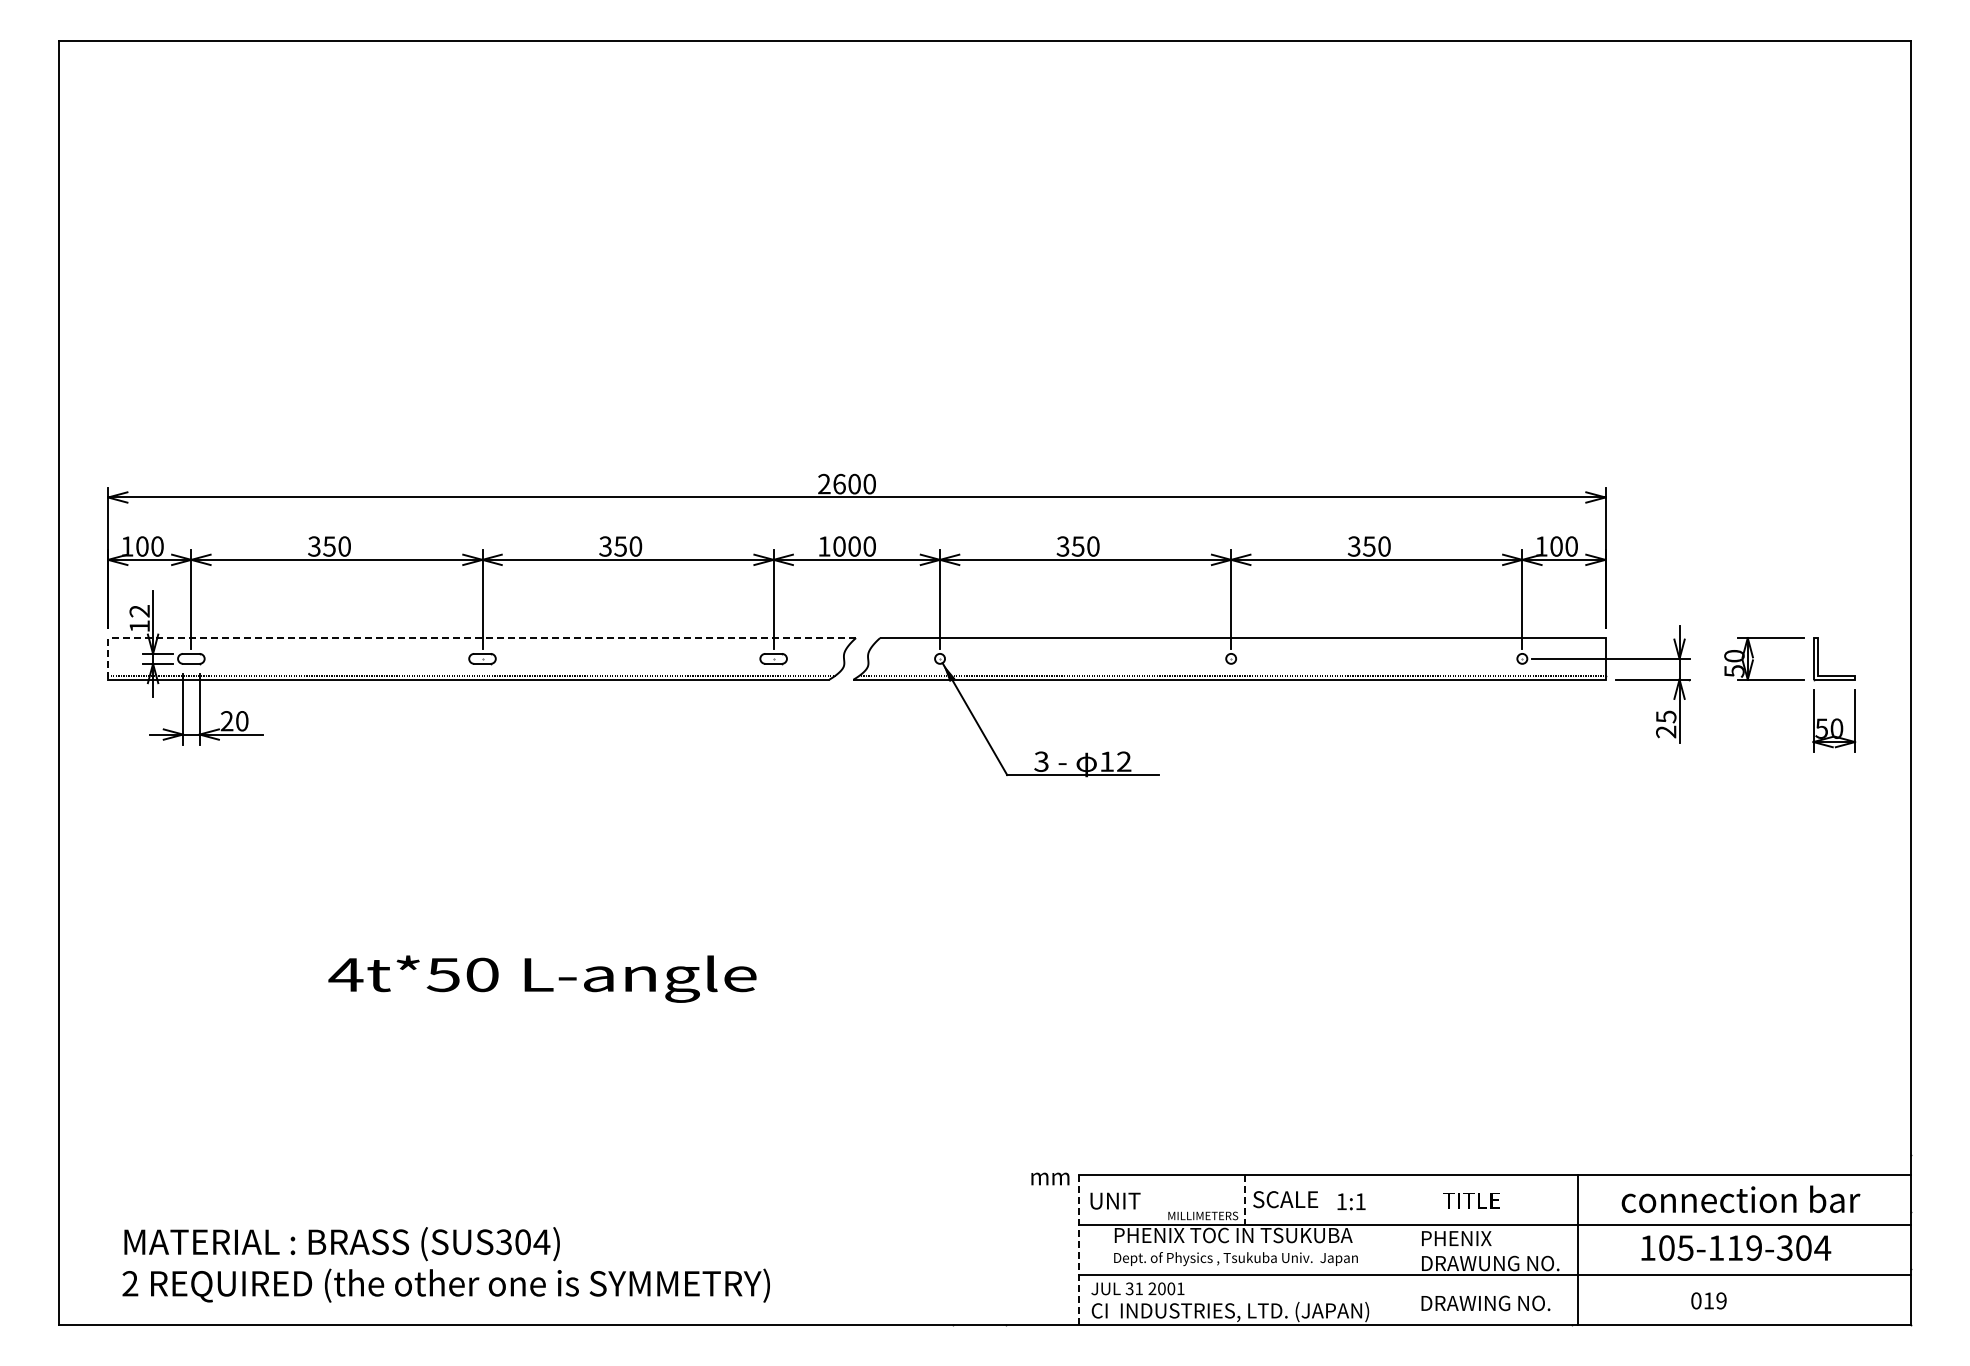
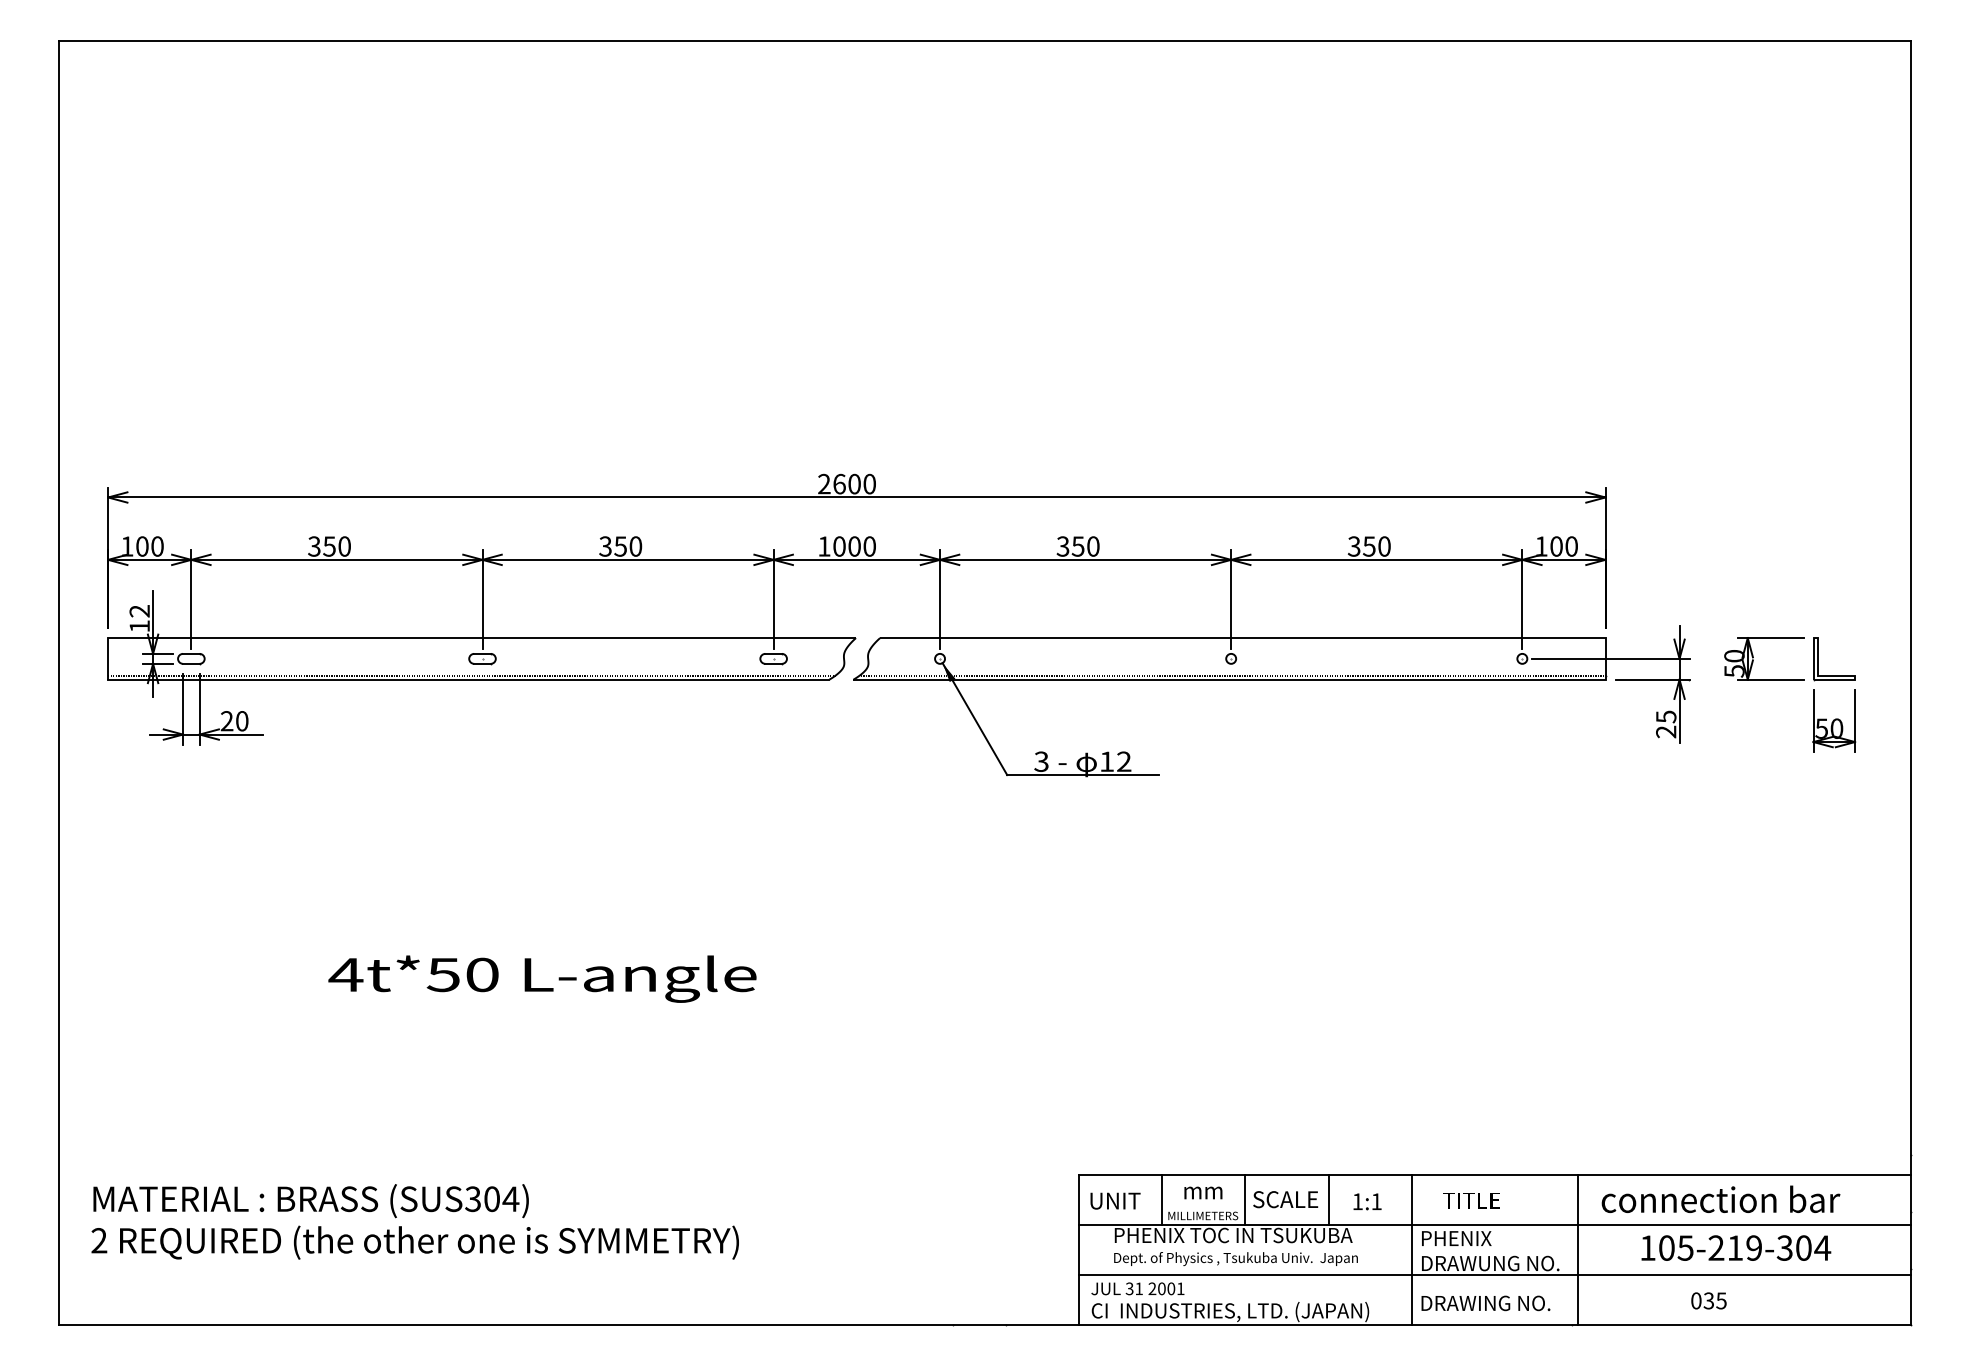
line: dashed -> solid (459, 638)
text position: (1050, 1178) -> (1203, 1192) (1203, 1192)
text position: (1740, 1198) -> (1720, 1198) (1720, 1198)
line: none -> present (1162, 1200)
line: dashed -> solid (1245, 1200)
line: none -> present (1328, 1200)
text position: (1351, 1201) -> (1367, 1201) (1367, 1201)
text: 105-119-304 -> 105-219-304 (1716, 1247)
line: dashed -> solid (1079, 1250)
line: none -> present (1411, 1250)
text position: (445, 1264) -> (414, 1221) (414, 1221)
text: 019 -> 035 (1714, 1300)
